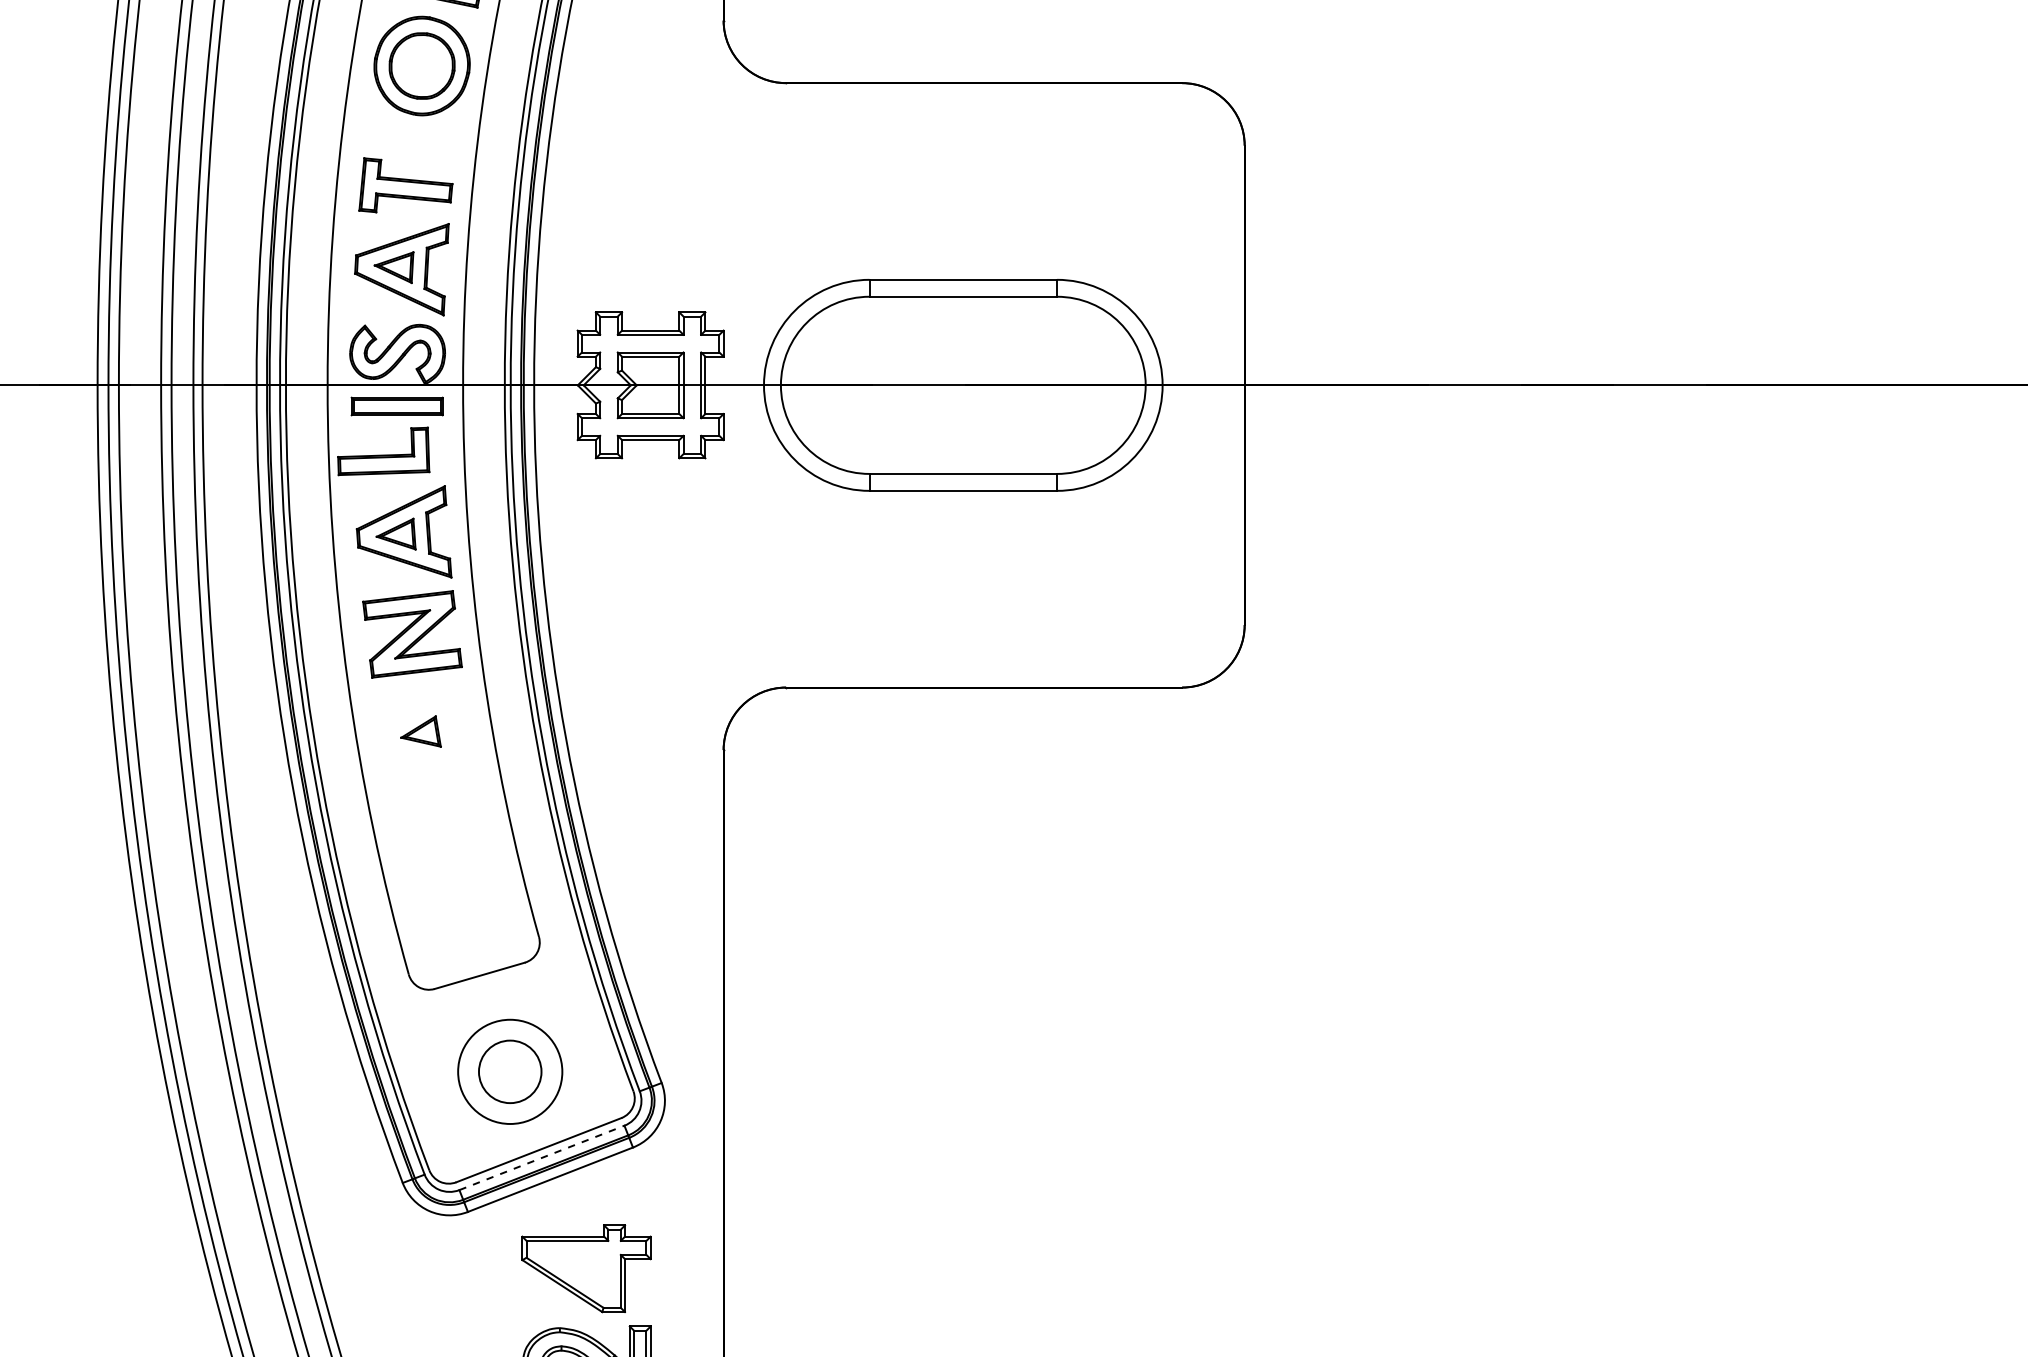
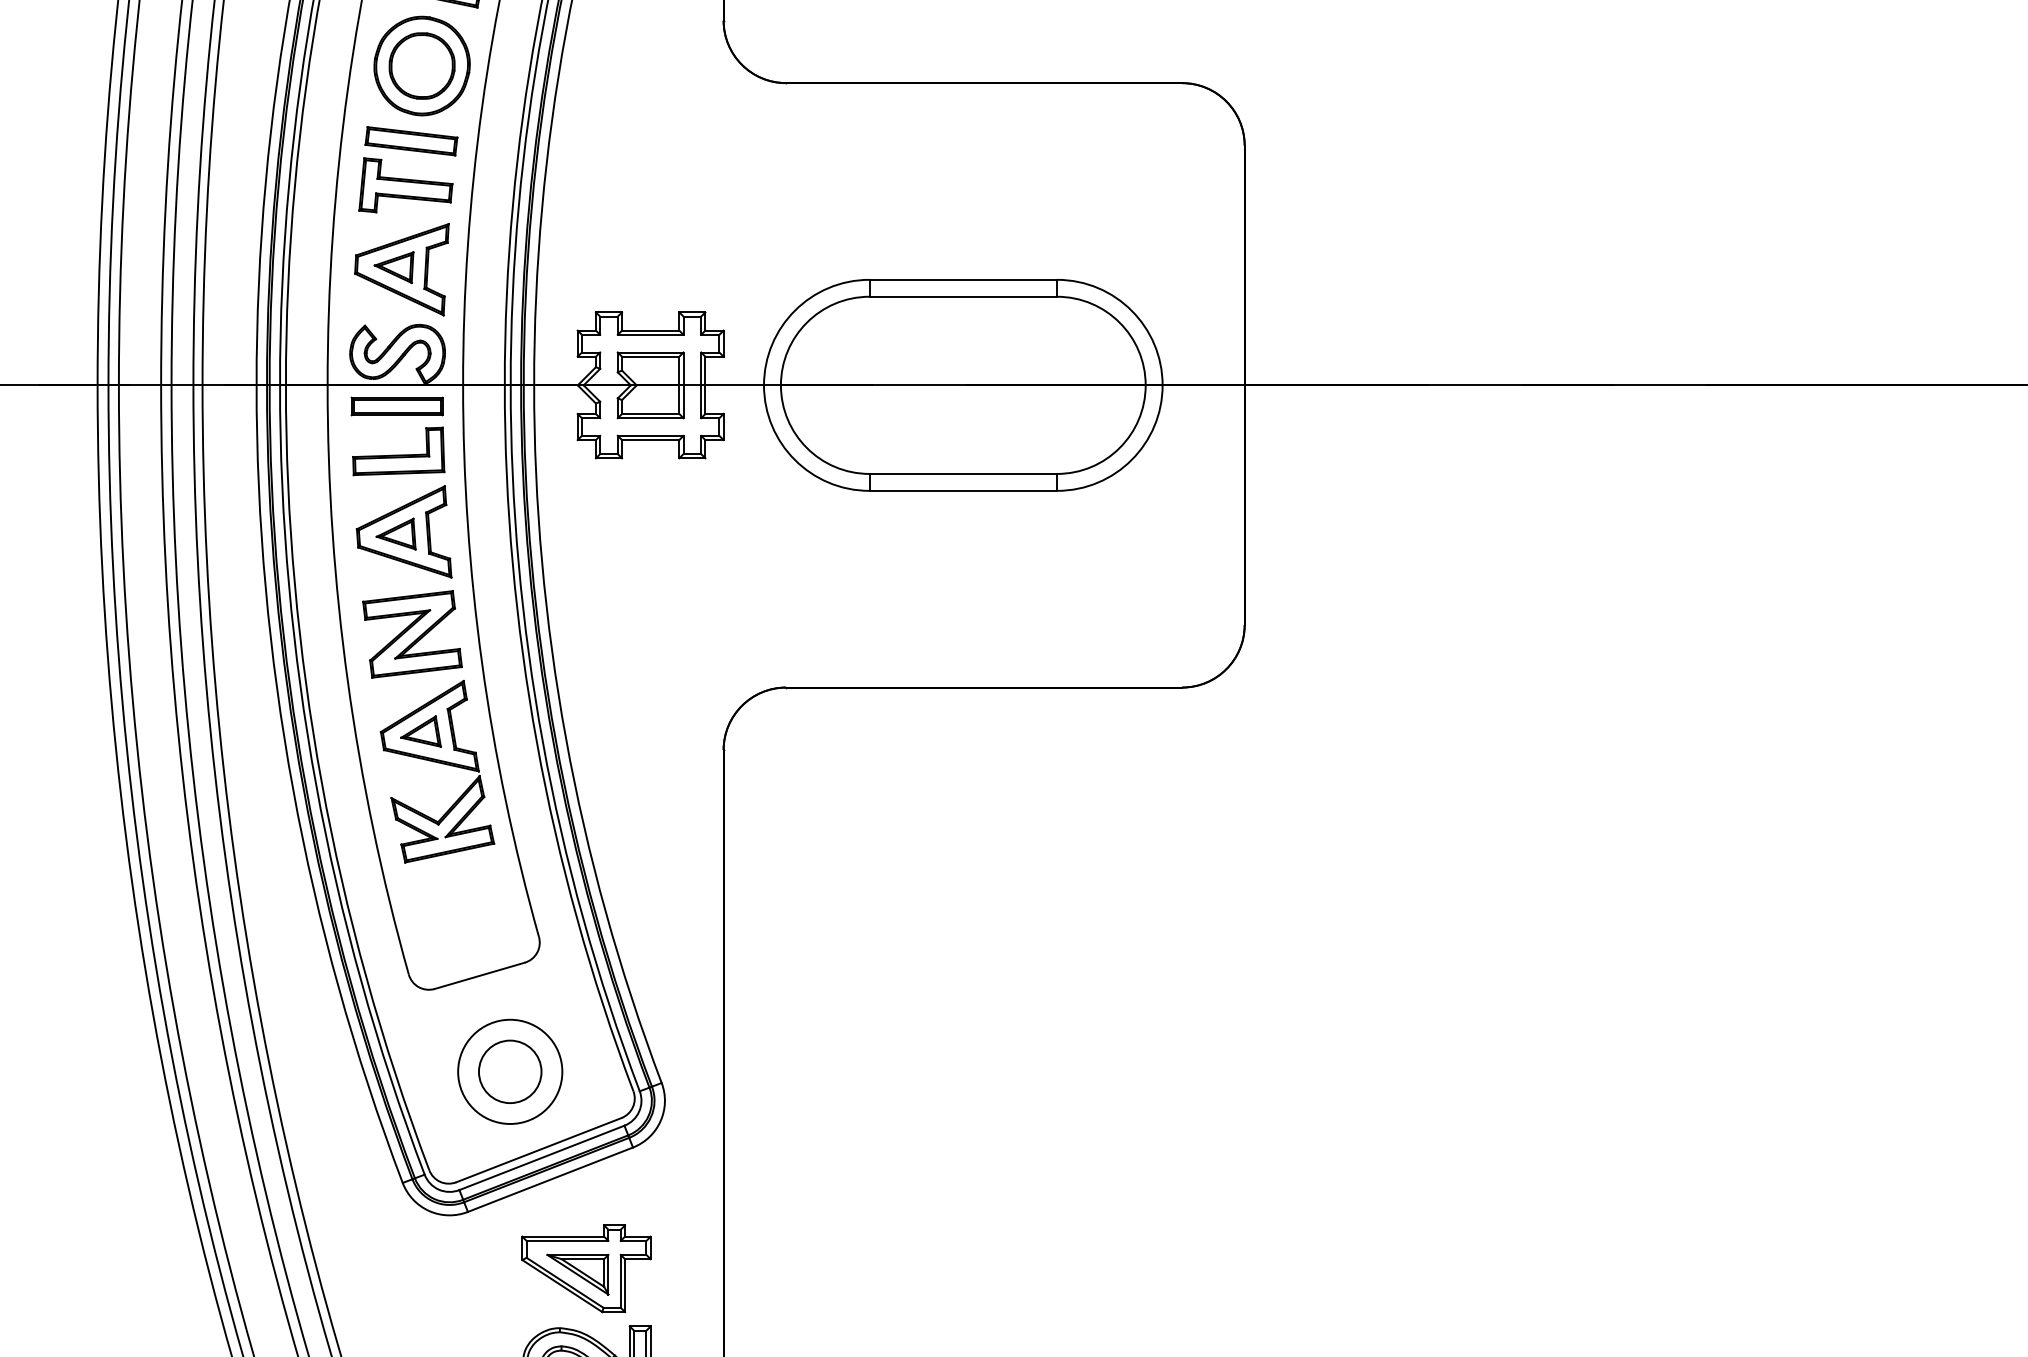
part: none -> present (411, 141)
part position: (383, 451) -> (398, 451) (398, 451)
part: none -> present (438, 763)
line: dashed -> solid (541, 1157)
part: none -> present (577, 1274)
